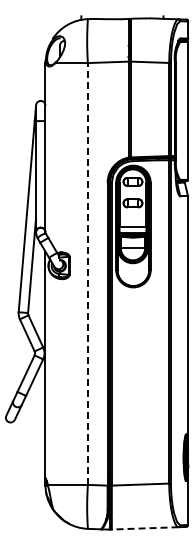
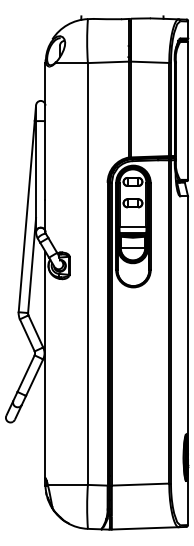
line: dashed -> solid (87, 274)
line: dashed -> solid (144, 528)
